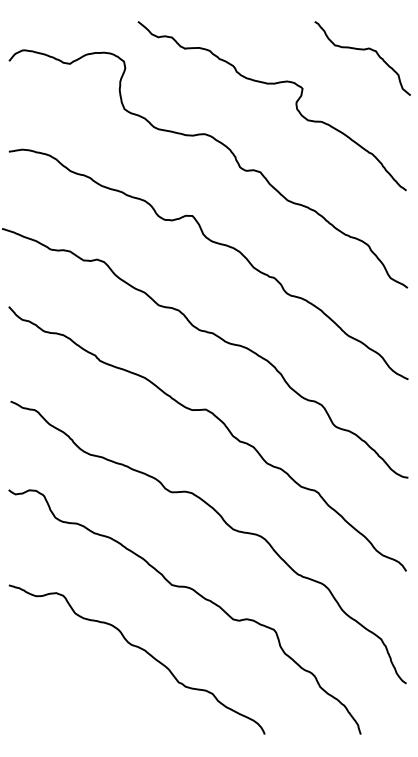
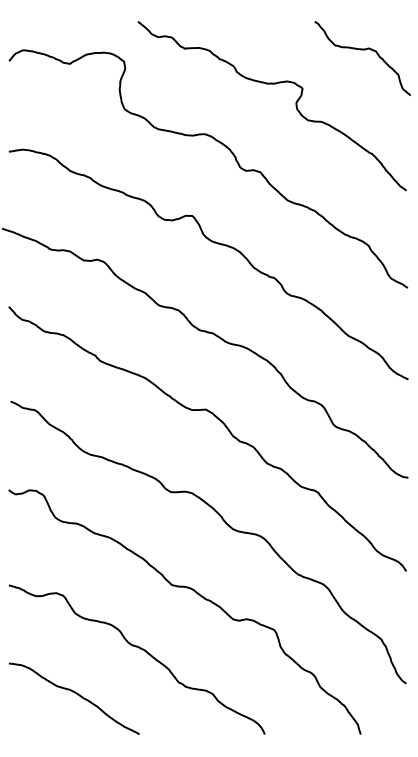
curve: none -> present (76, 694)
